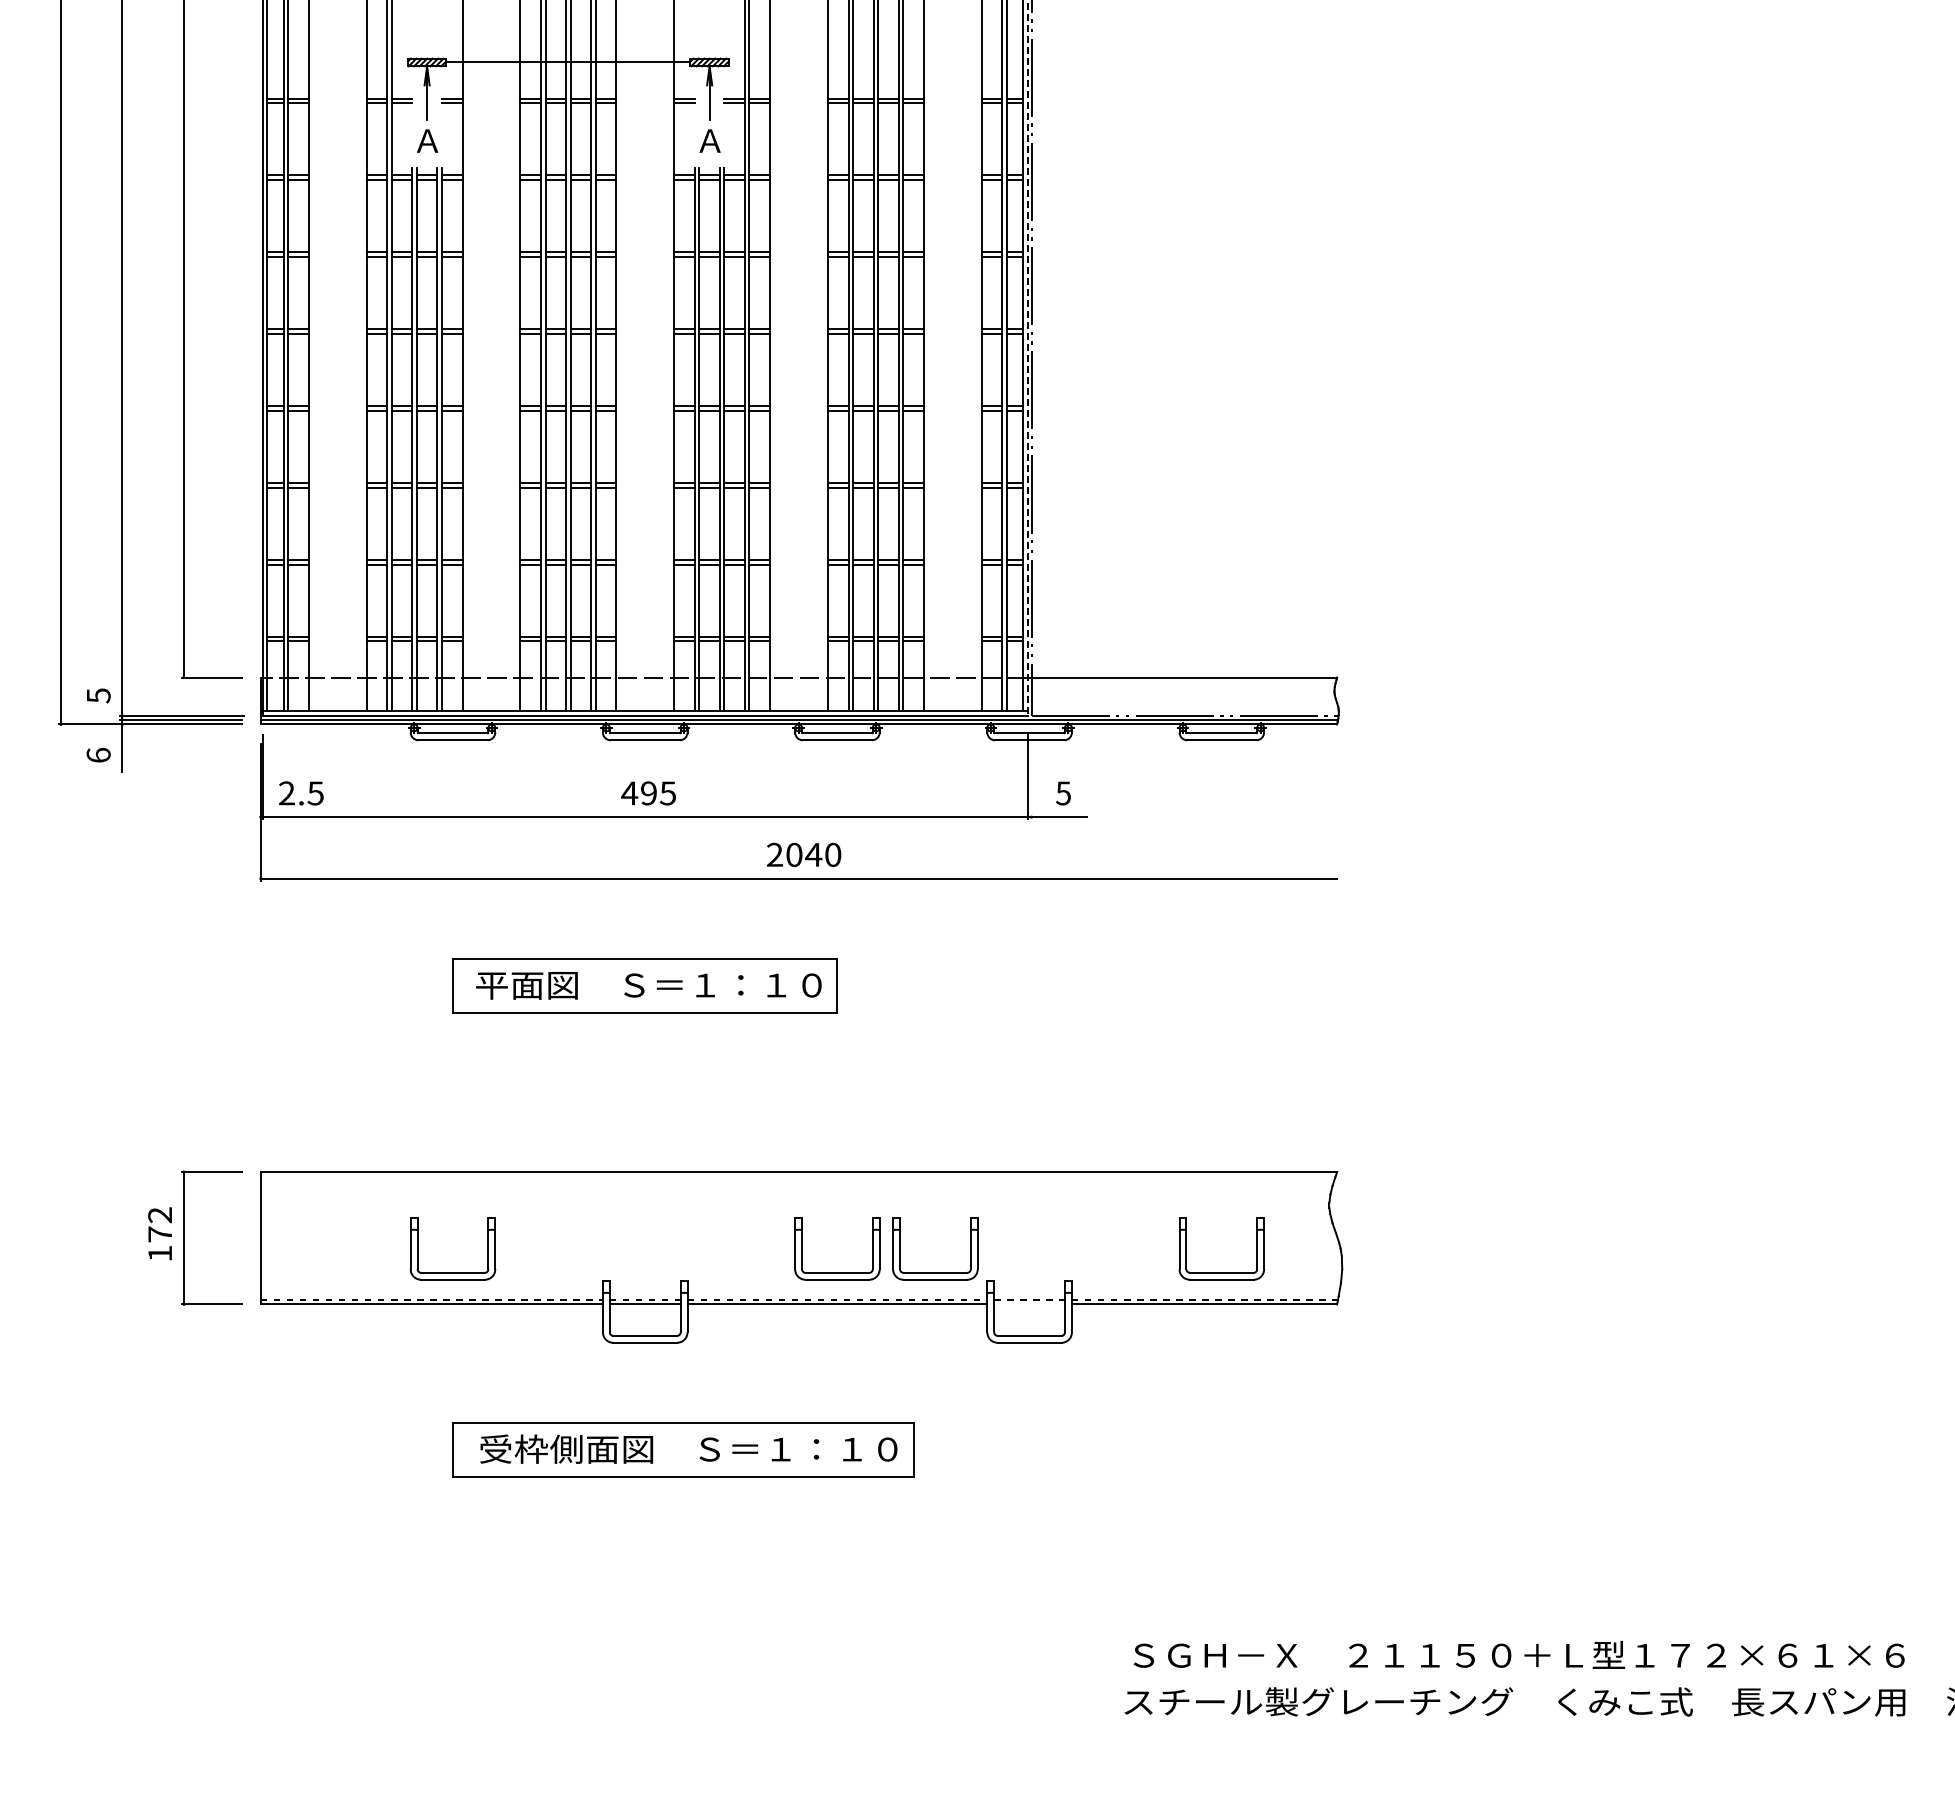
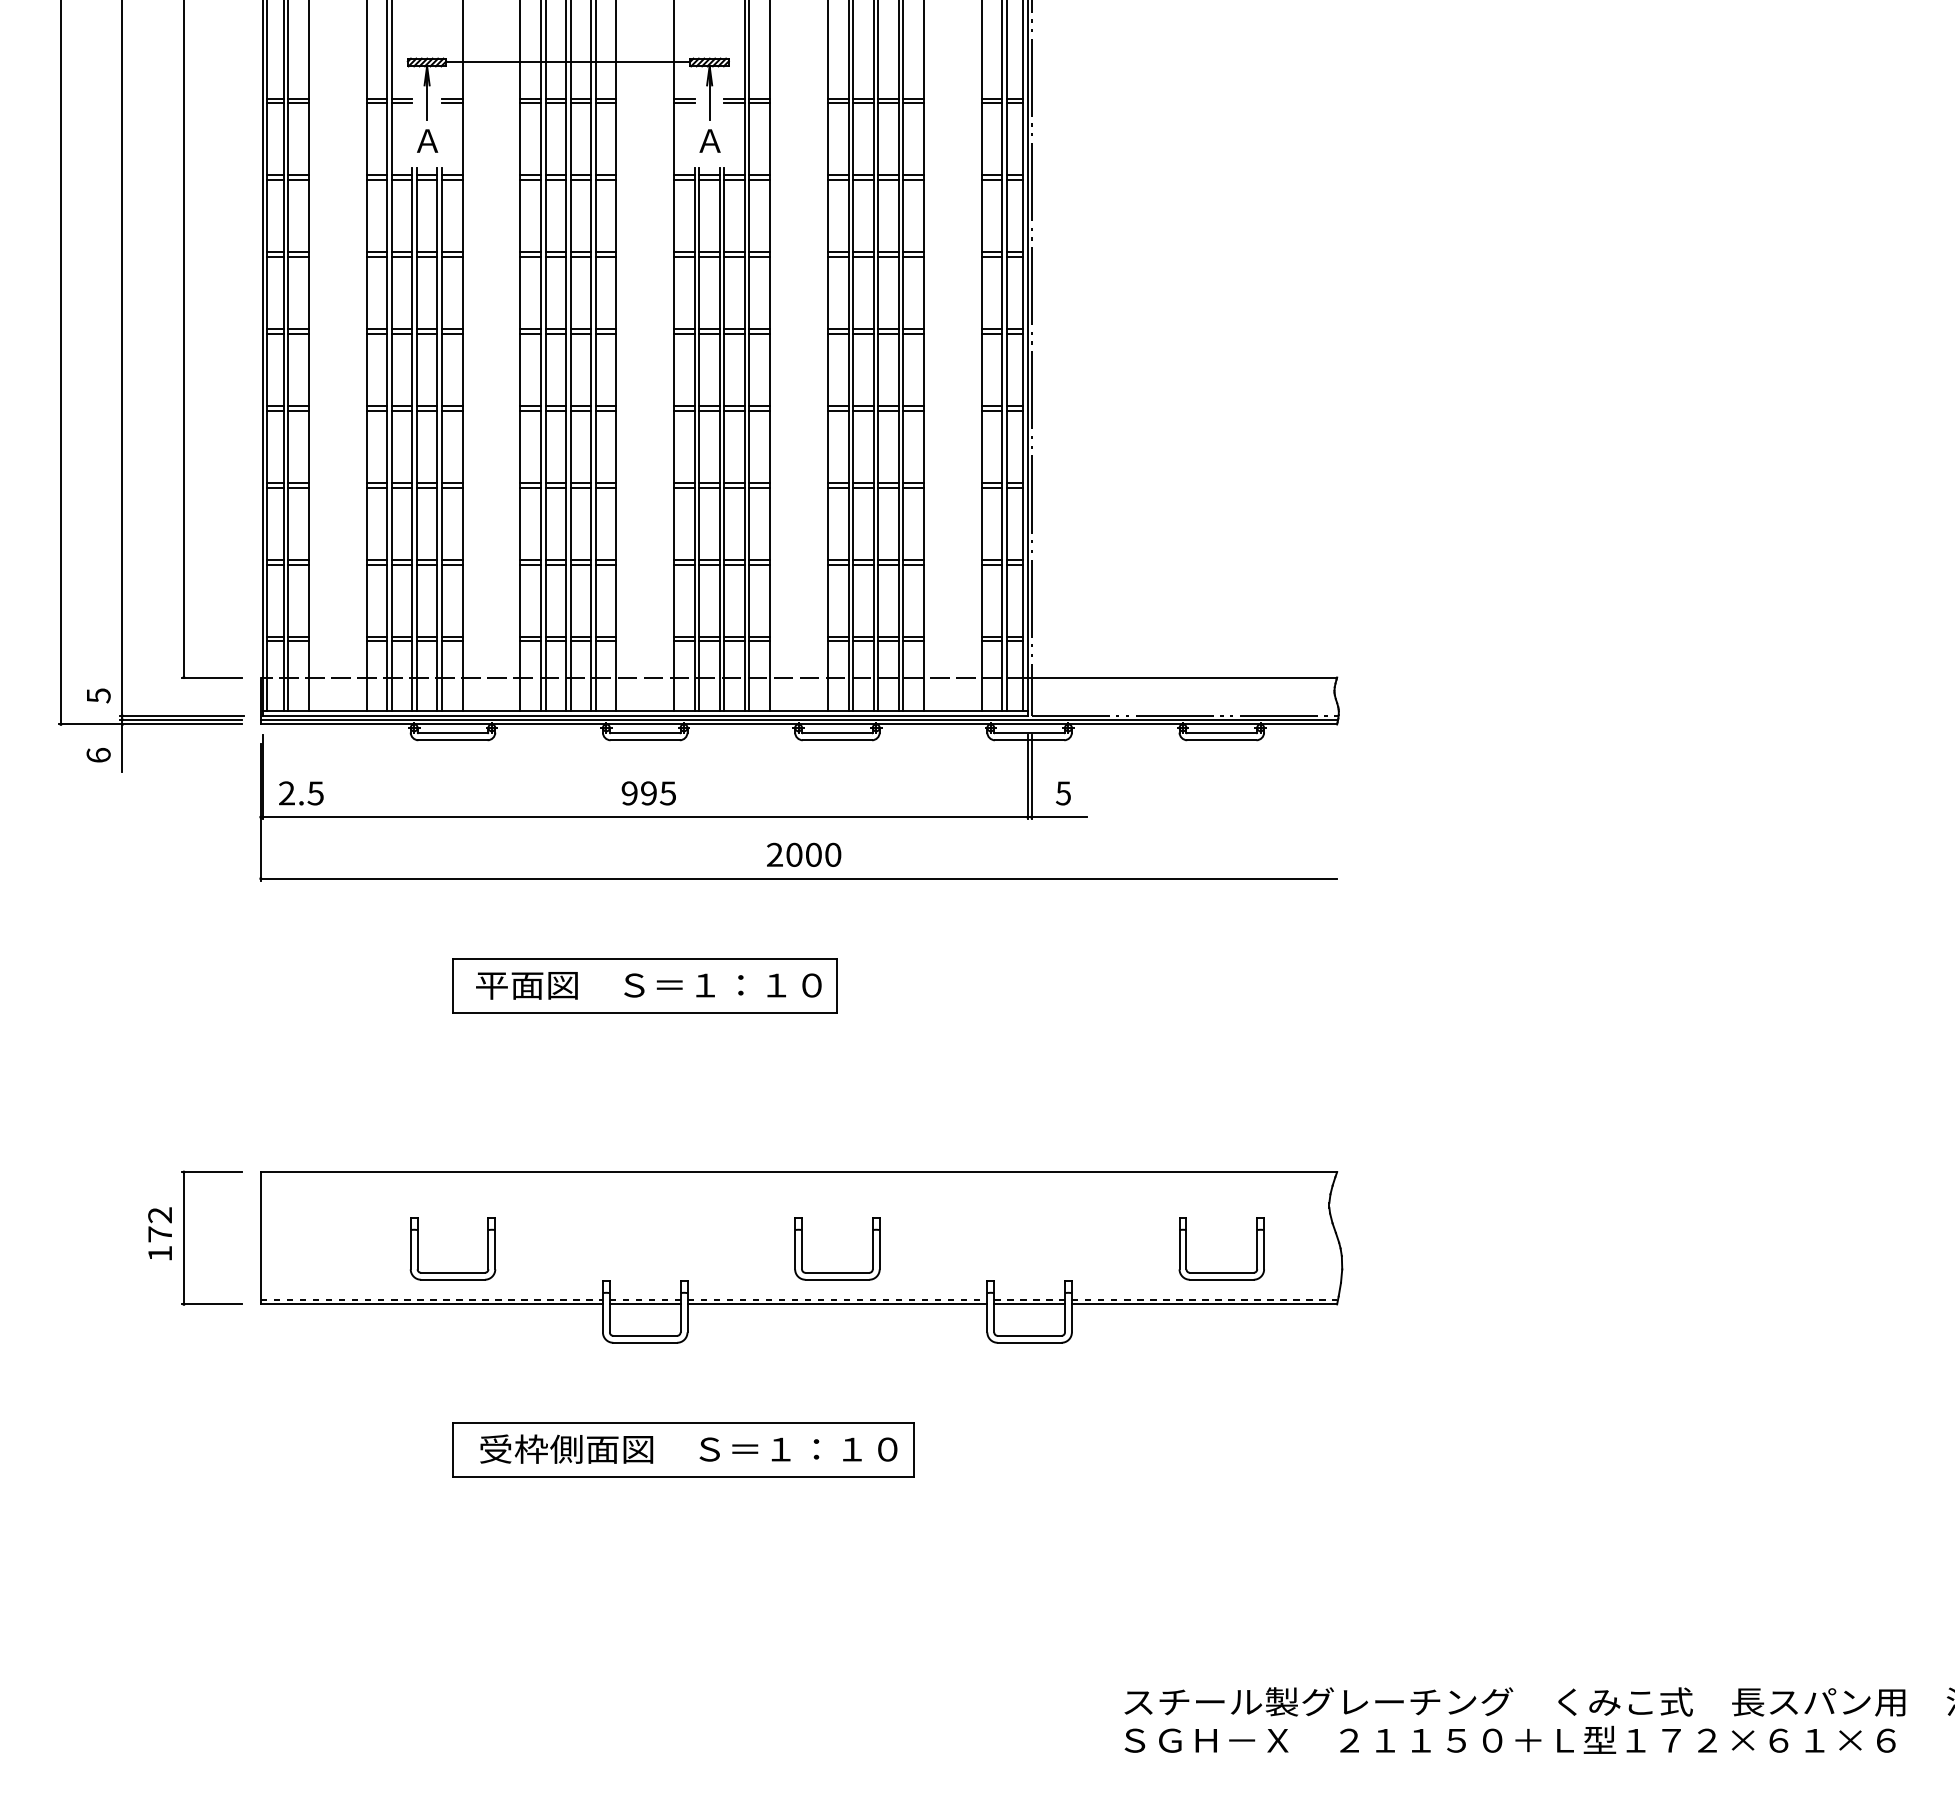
line: dashed -> solid (1027, 358)
line: none -> present (1031, 777)
text: 495 -> 995 (629, 793)
text: 2040 -> 2000 (813, 854)
part: present -> none (935, 1272)
line: none -> present (1029, 1304)
text position: (1518, 1654) -> (1509, 1739) (1509, 1739)
